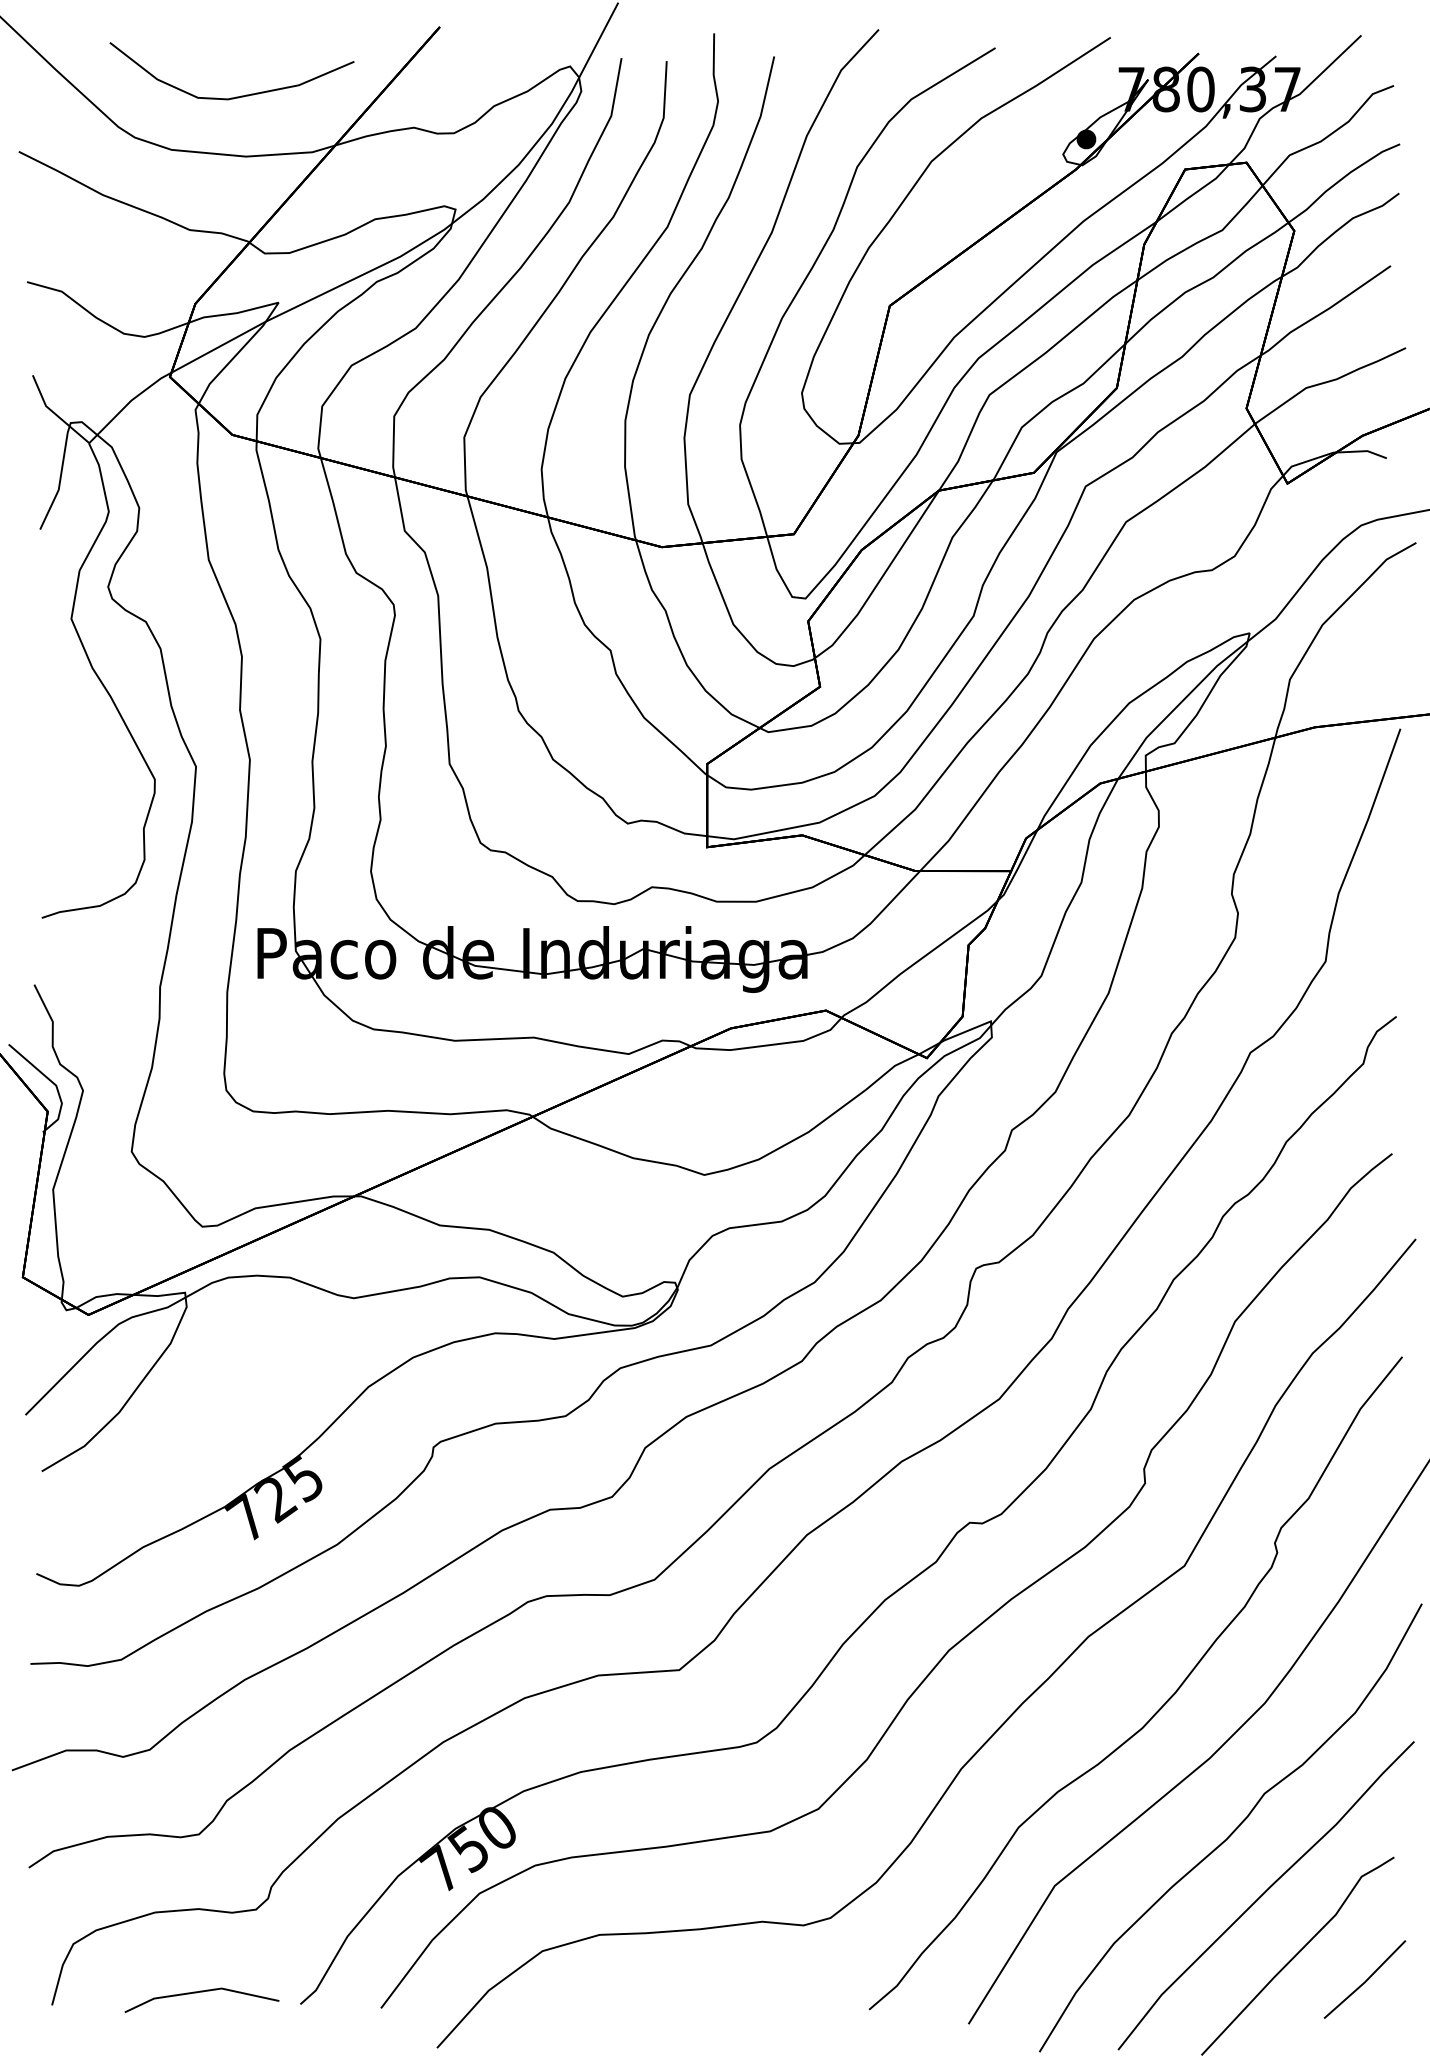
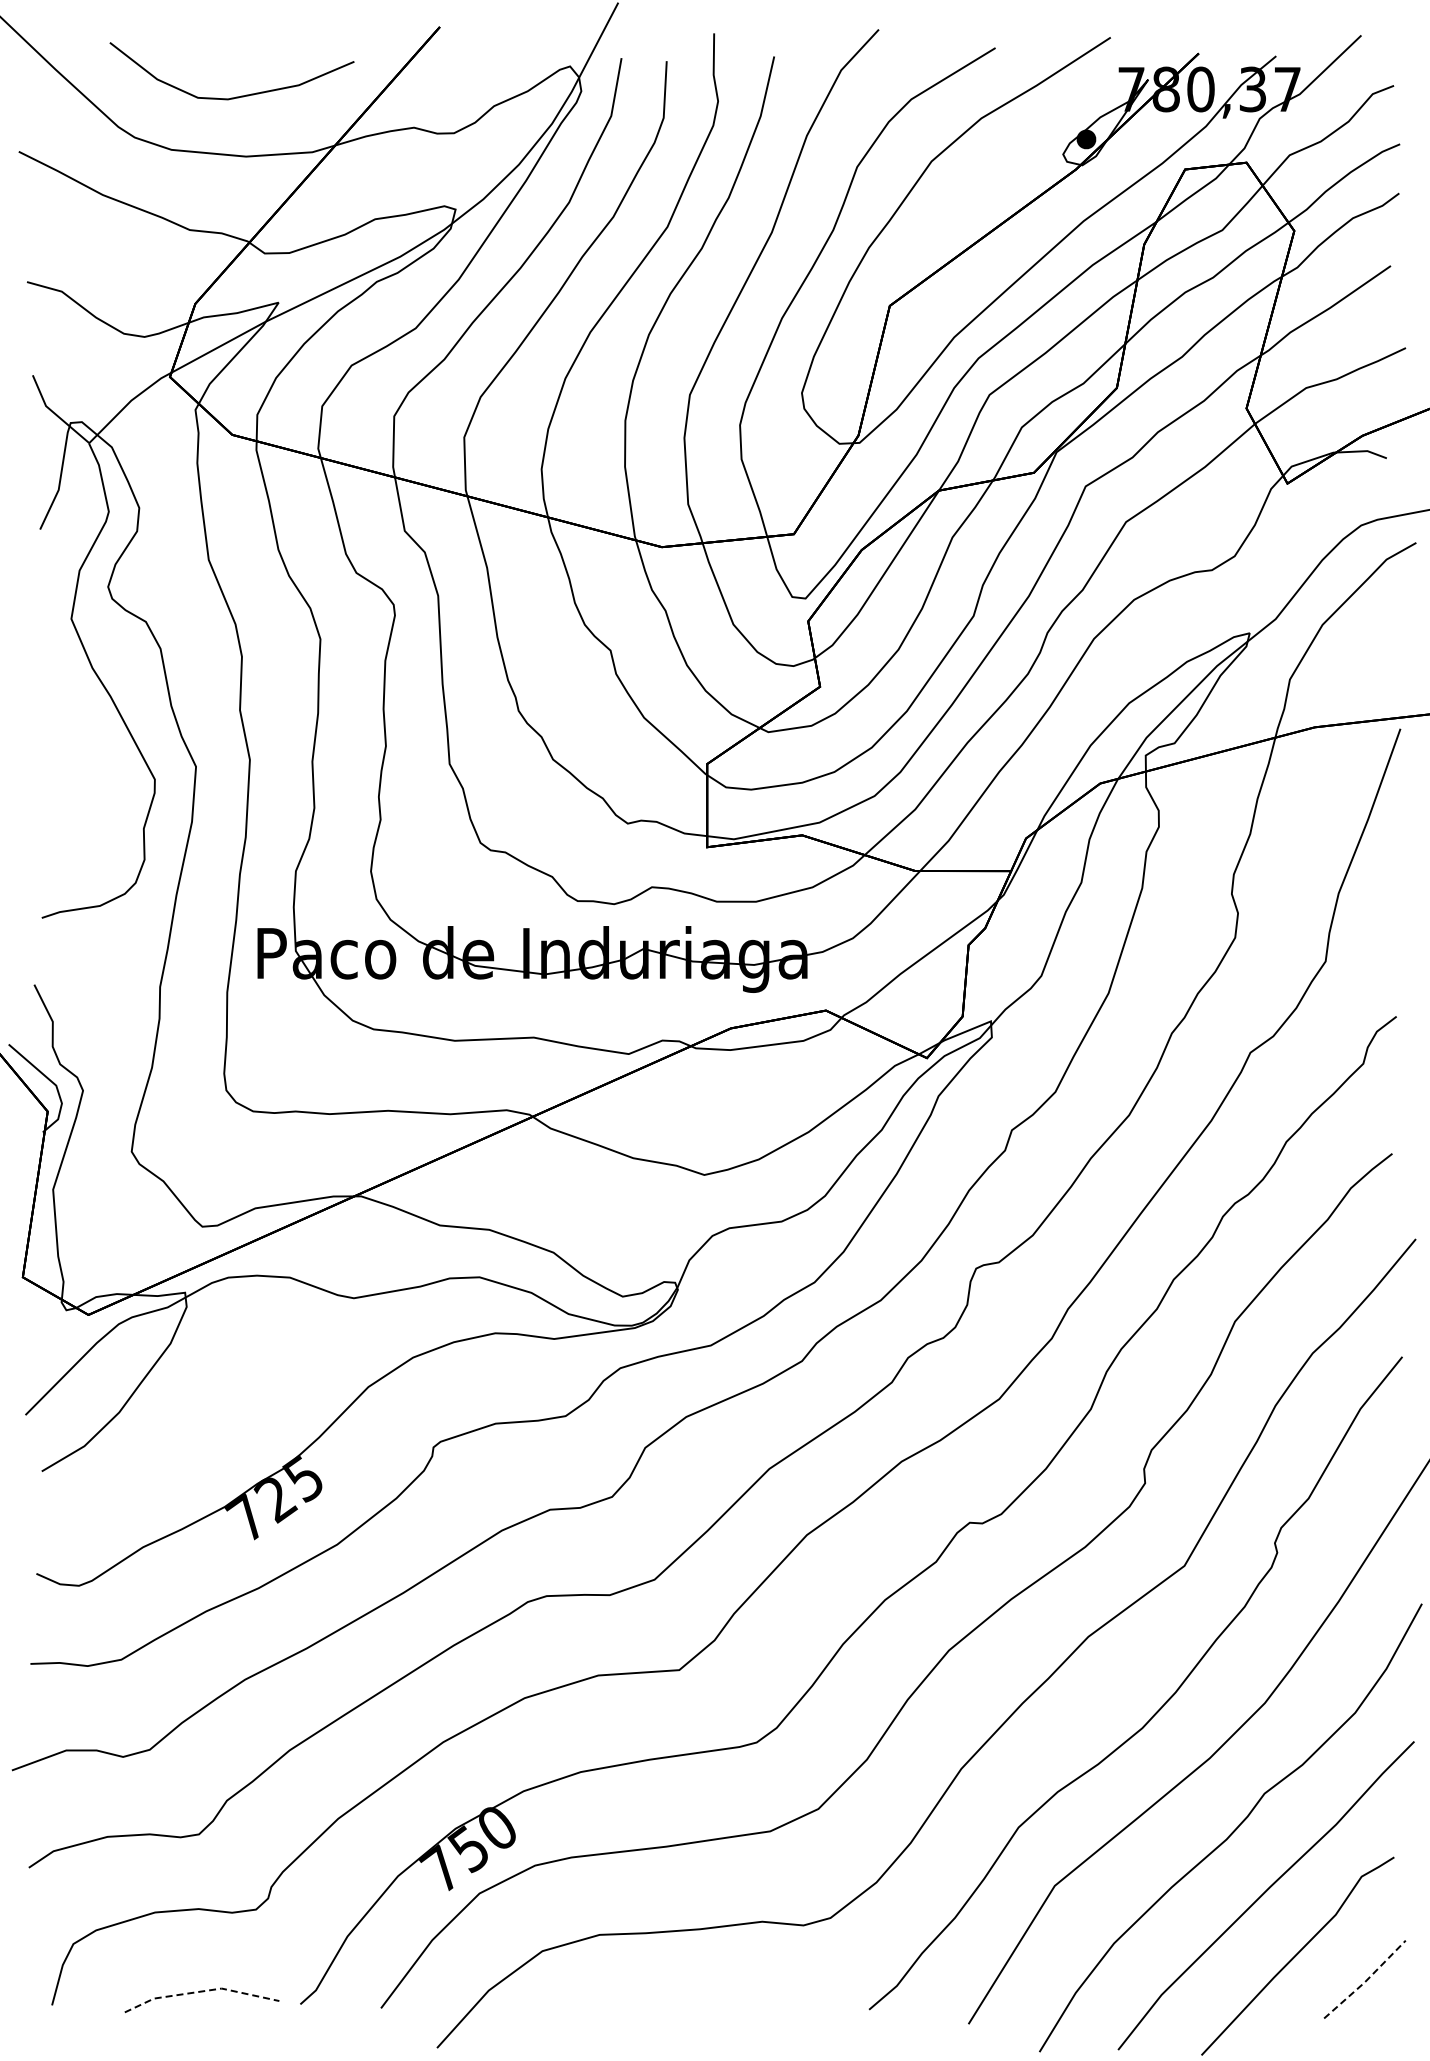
line: solid -> dashed (1365, 1981)
line: solid -> dashed (201, 1991)
